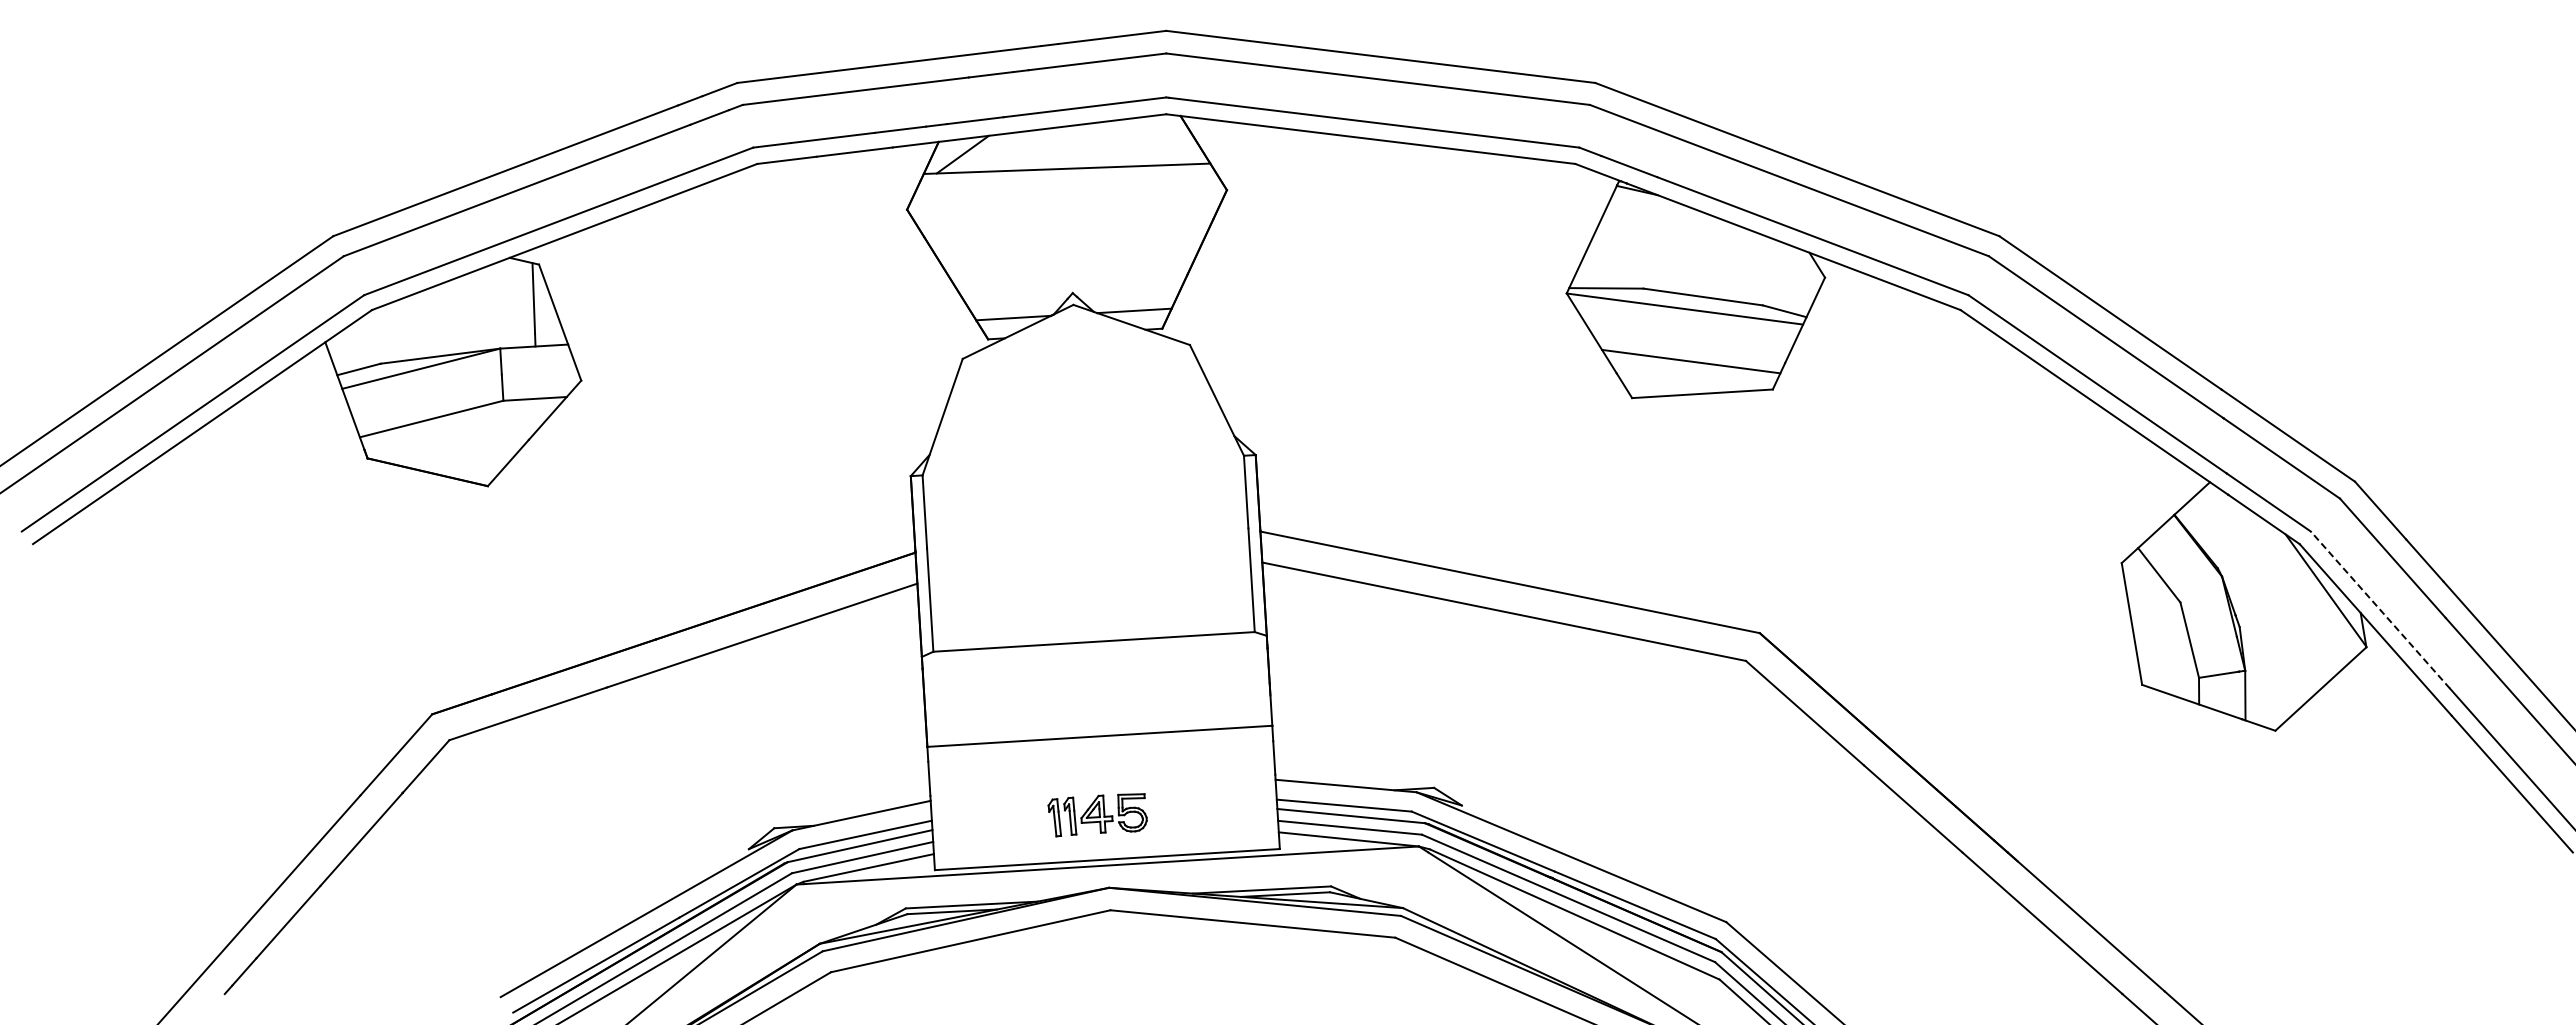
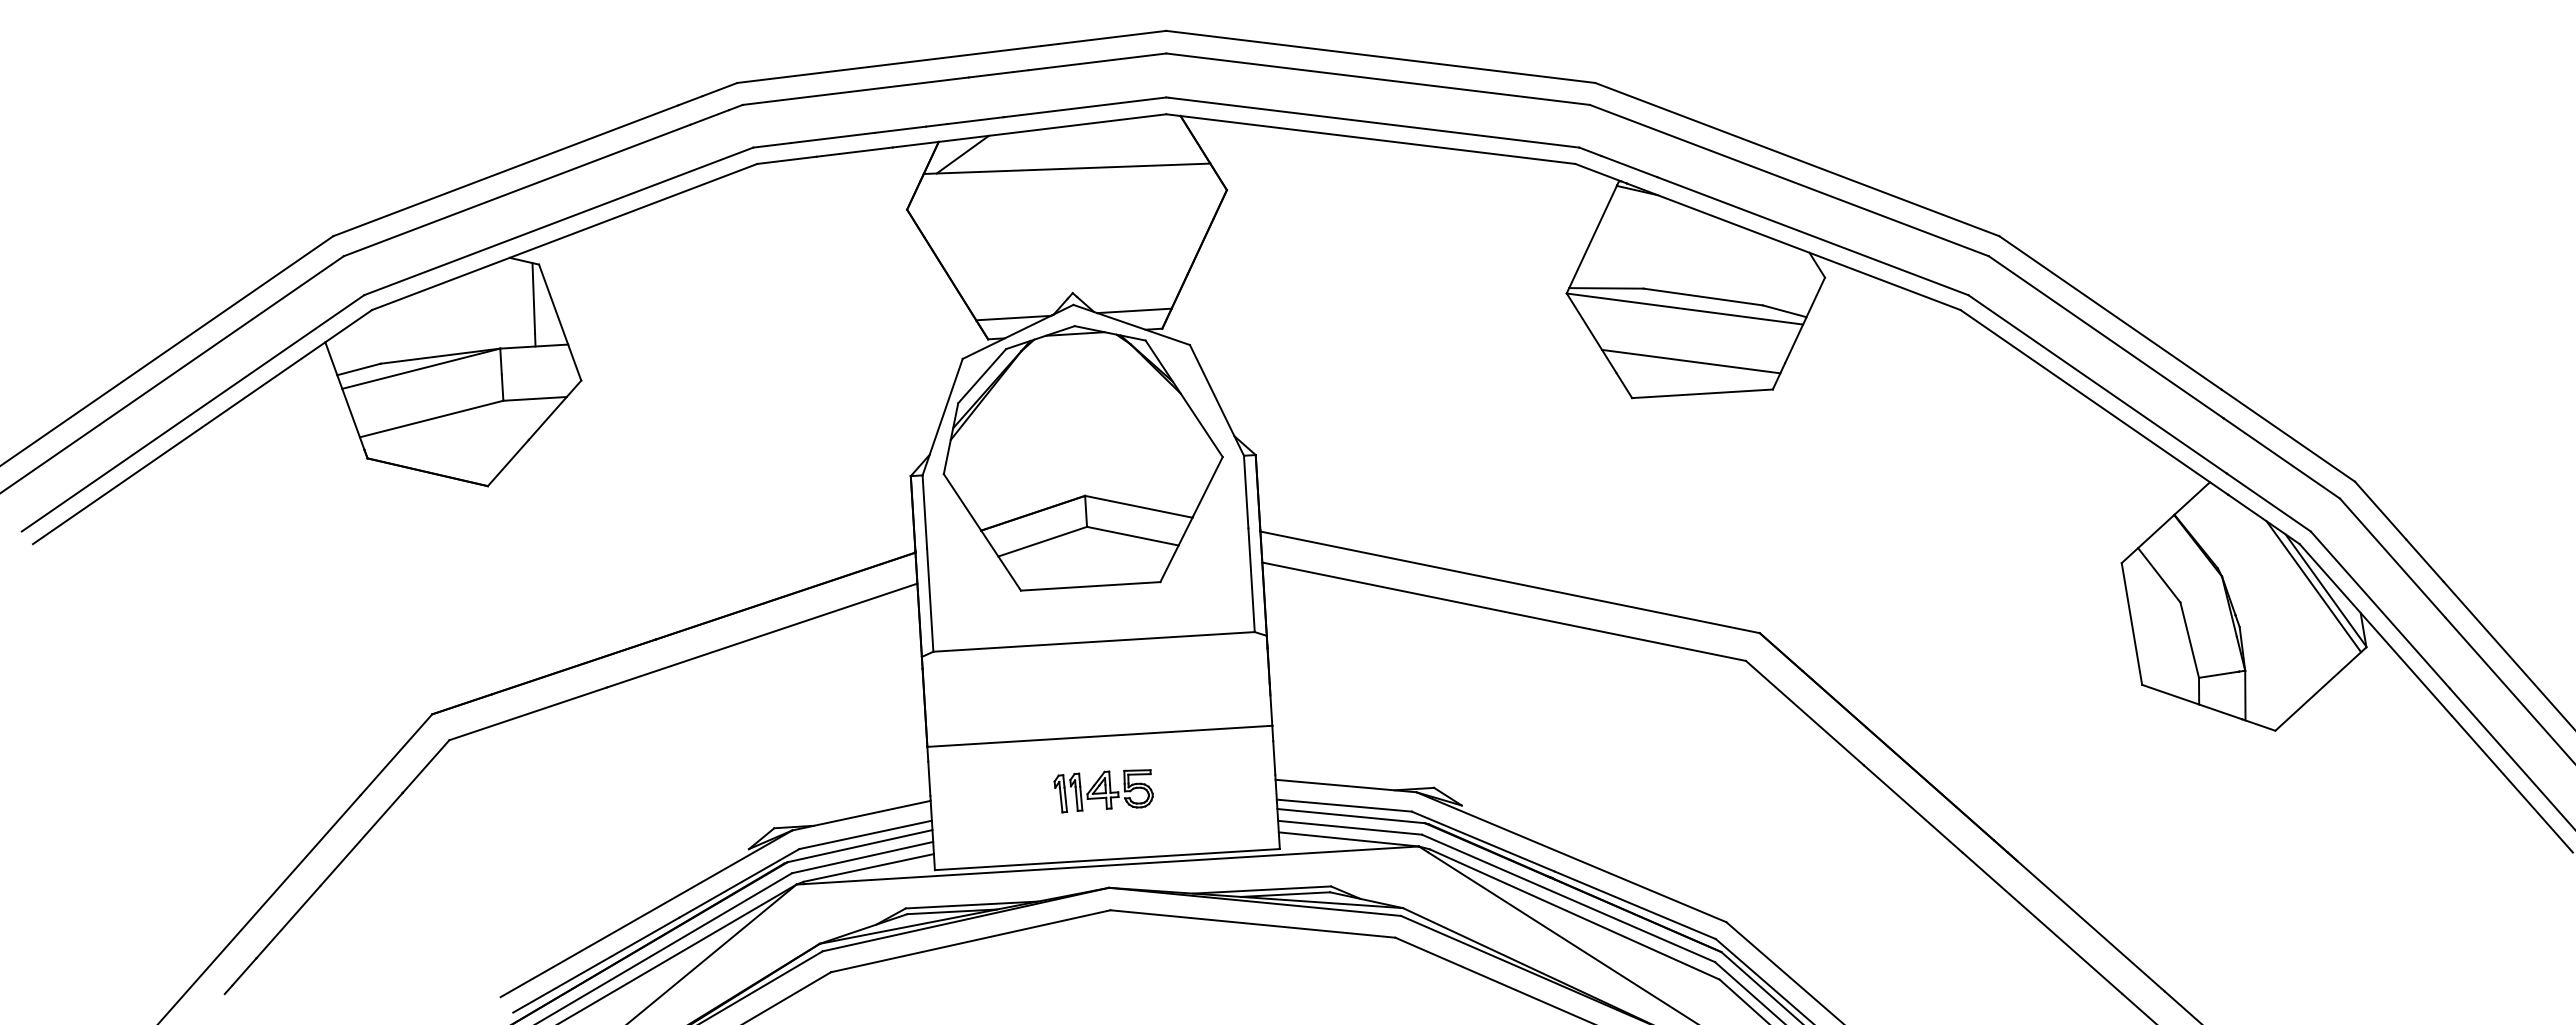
part: none -> present (1082, 458)
line: none -> present (2313, 586)
line: dashed -> solid (2380, 610)
part position: (1097, 815) -> (1103, 791) (1103, 791)
